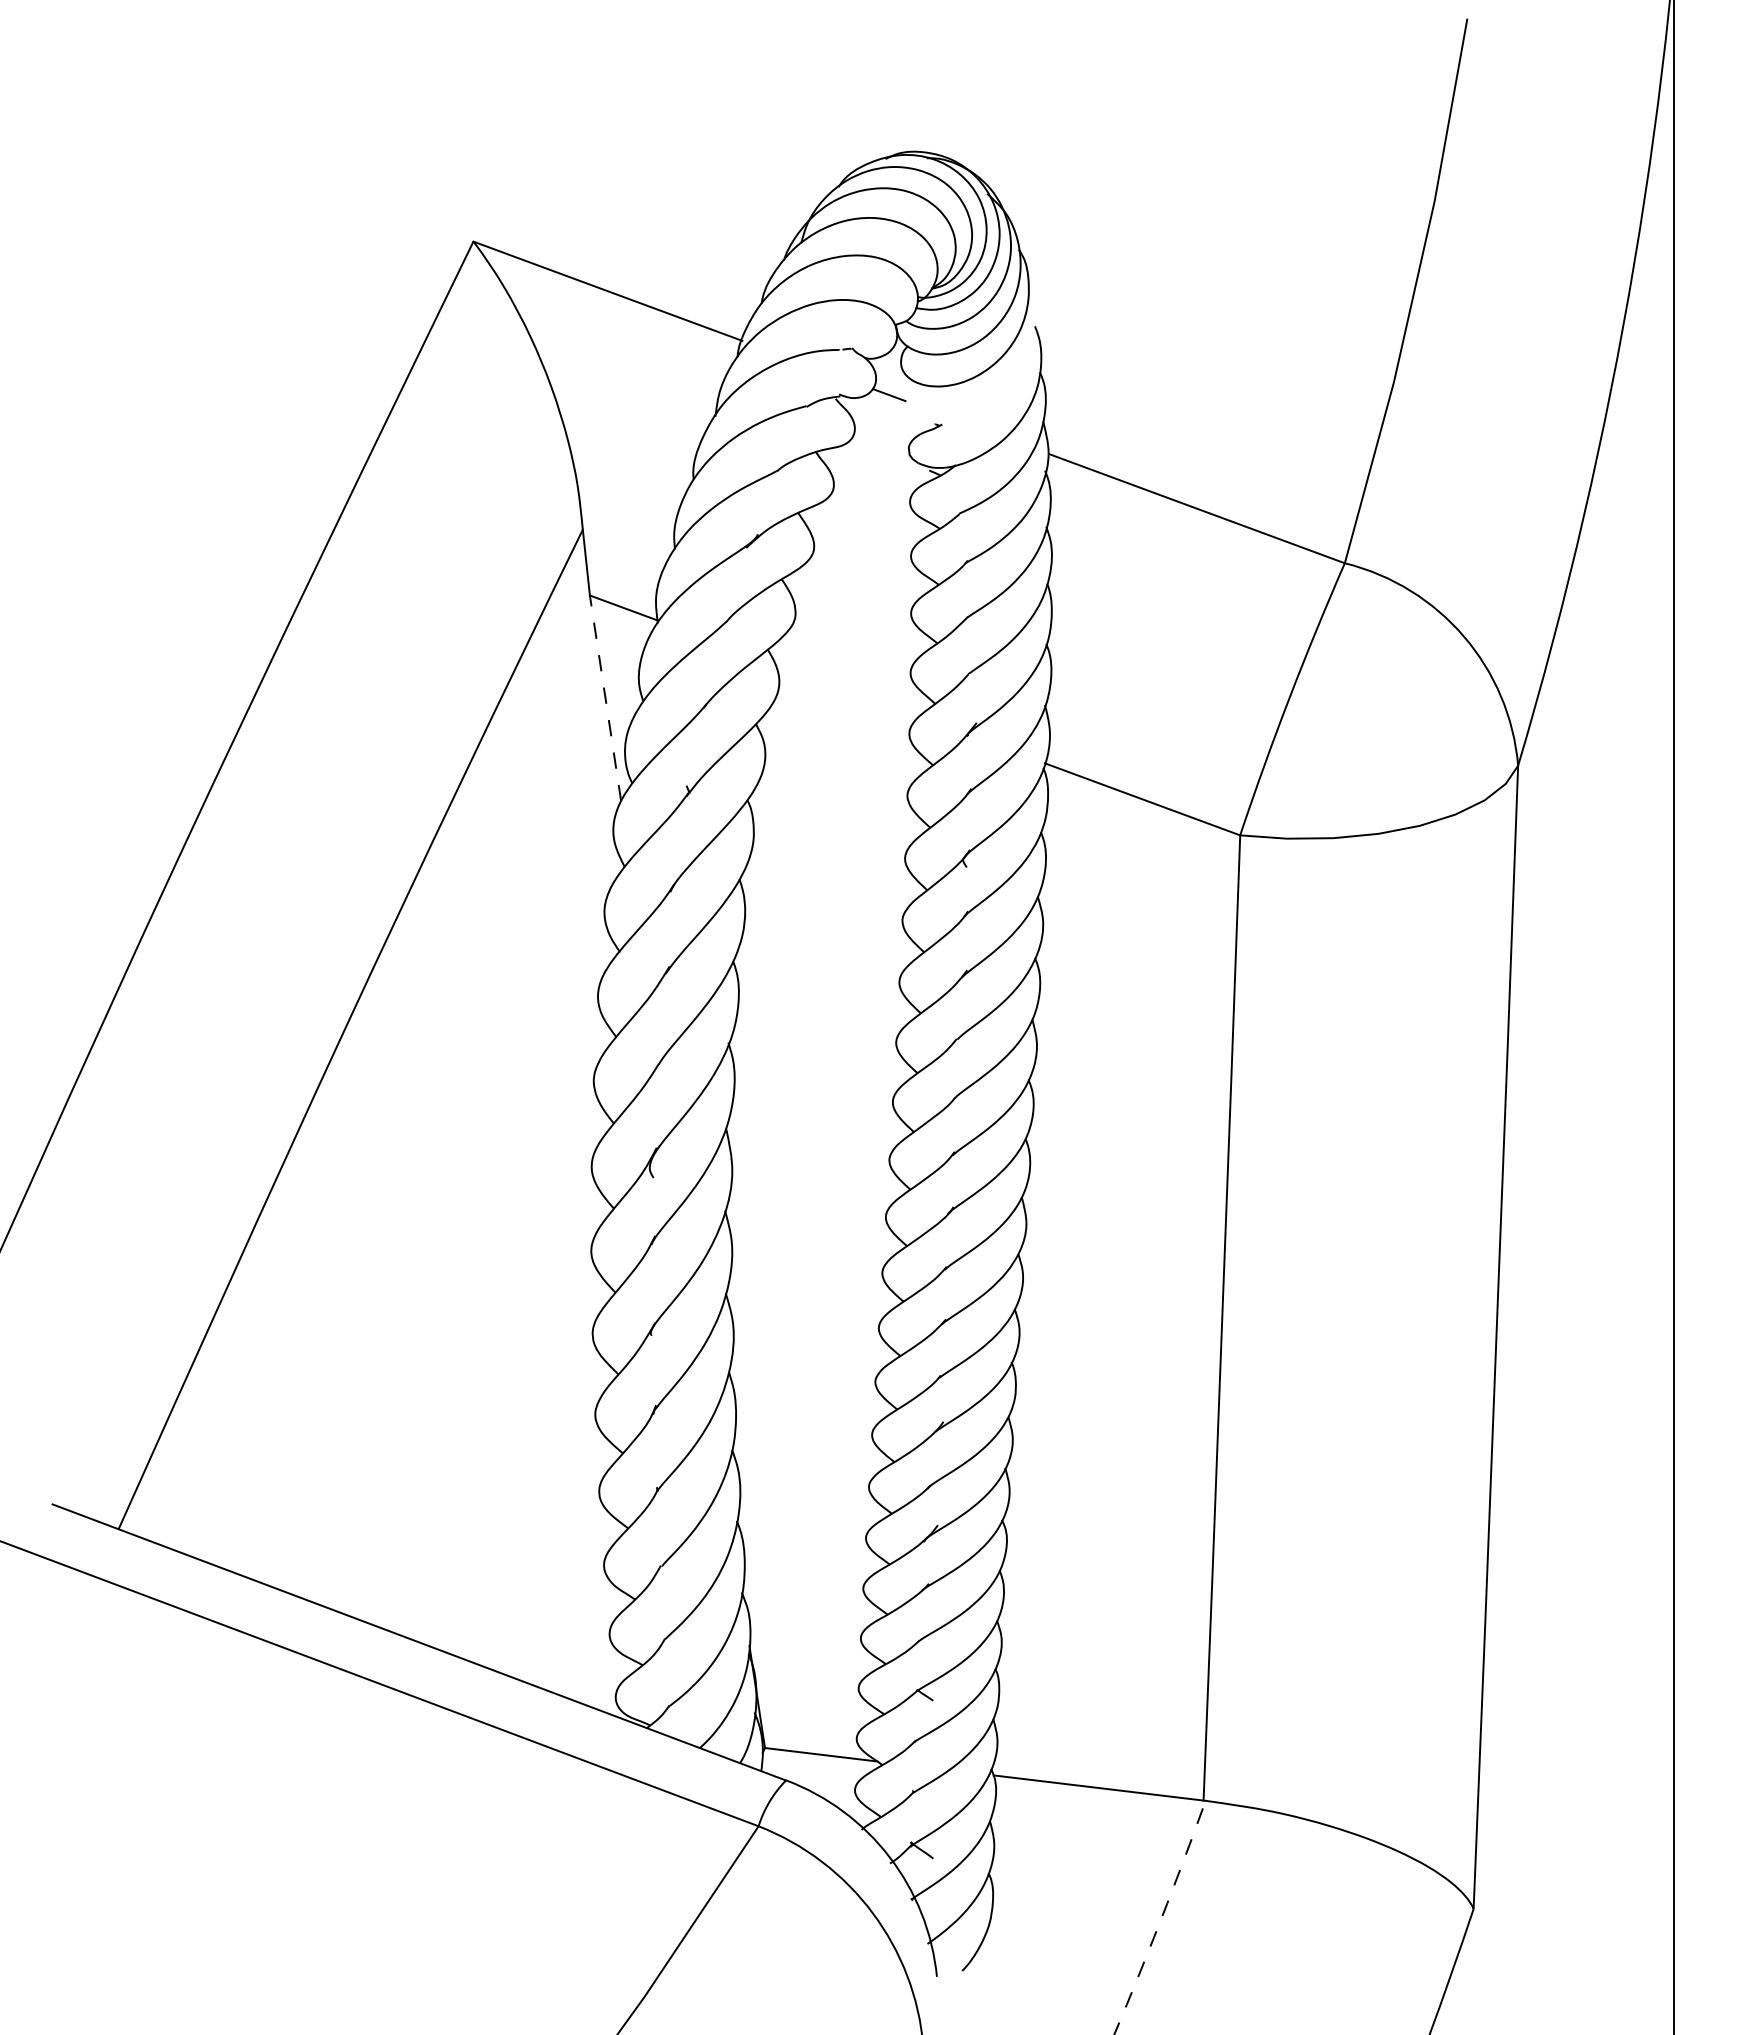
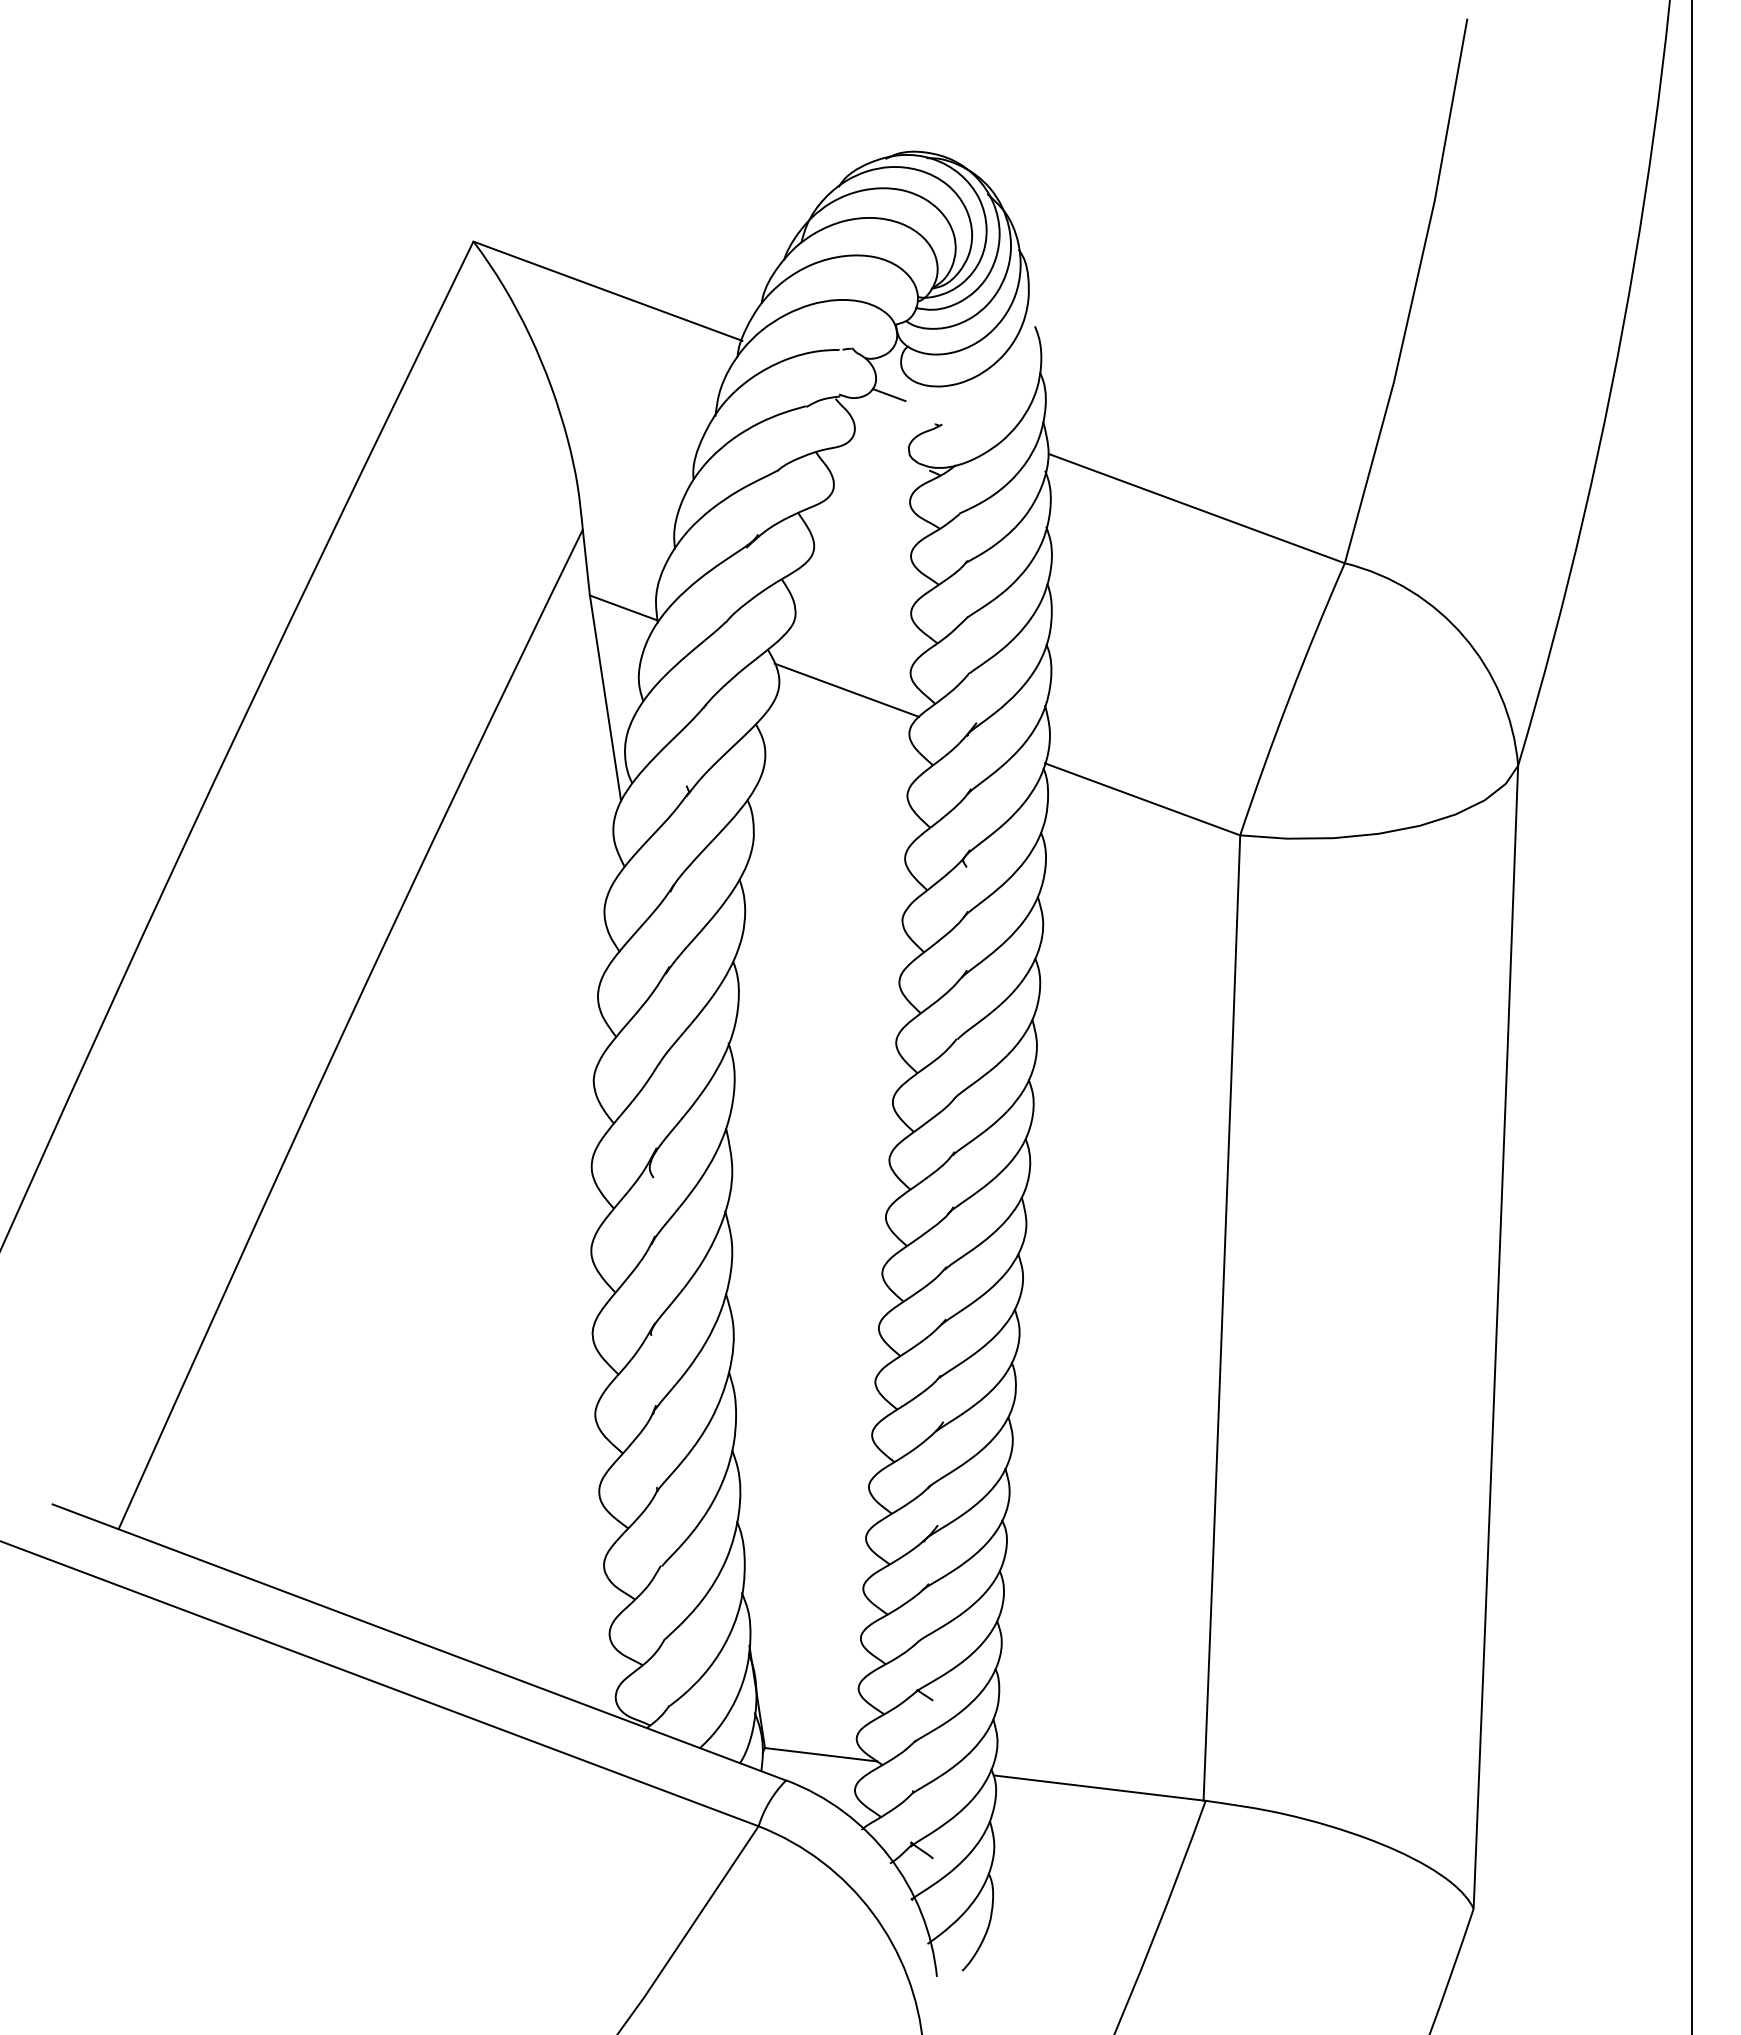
line: none -> present (846, 689)
line: dashed -> solid (605, 697)
line position: (1674, 1016) -> (1692, 1016) (1692, 1016)
arc: dashed -> solid (1161, 1917)
